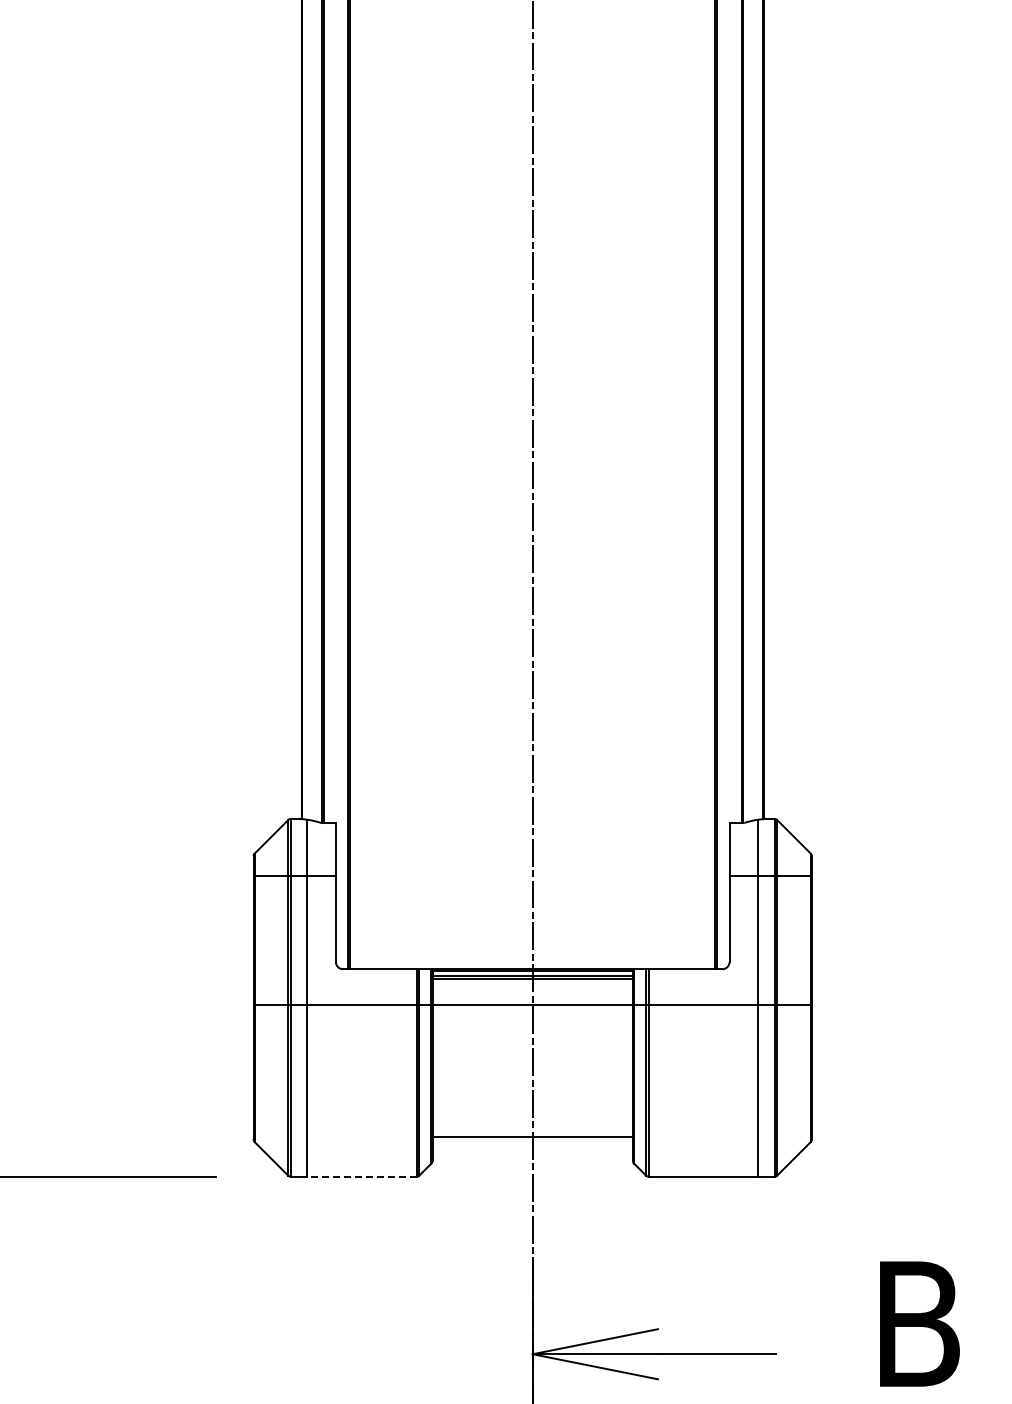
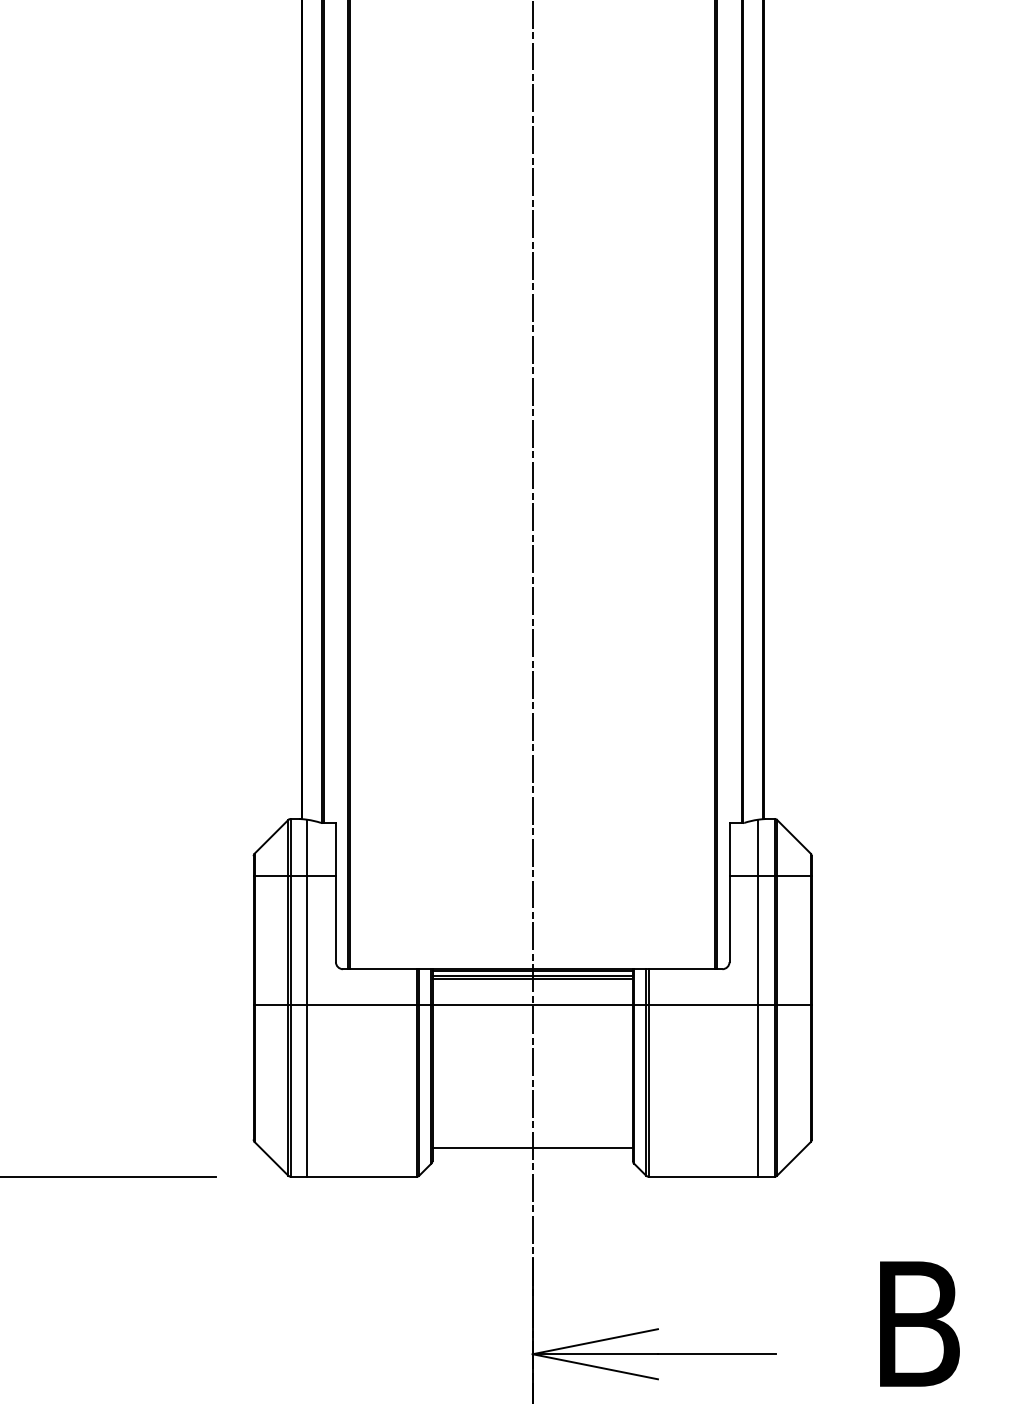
line position: (532, 1137) -> (532, 1148) (532, 1148)
line: dashed -> solid (362, 1176)
